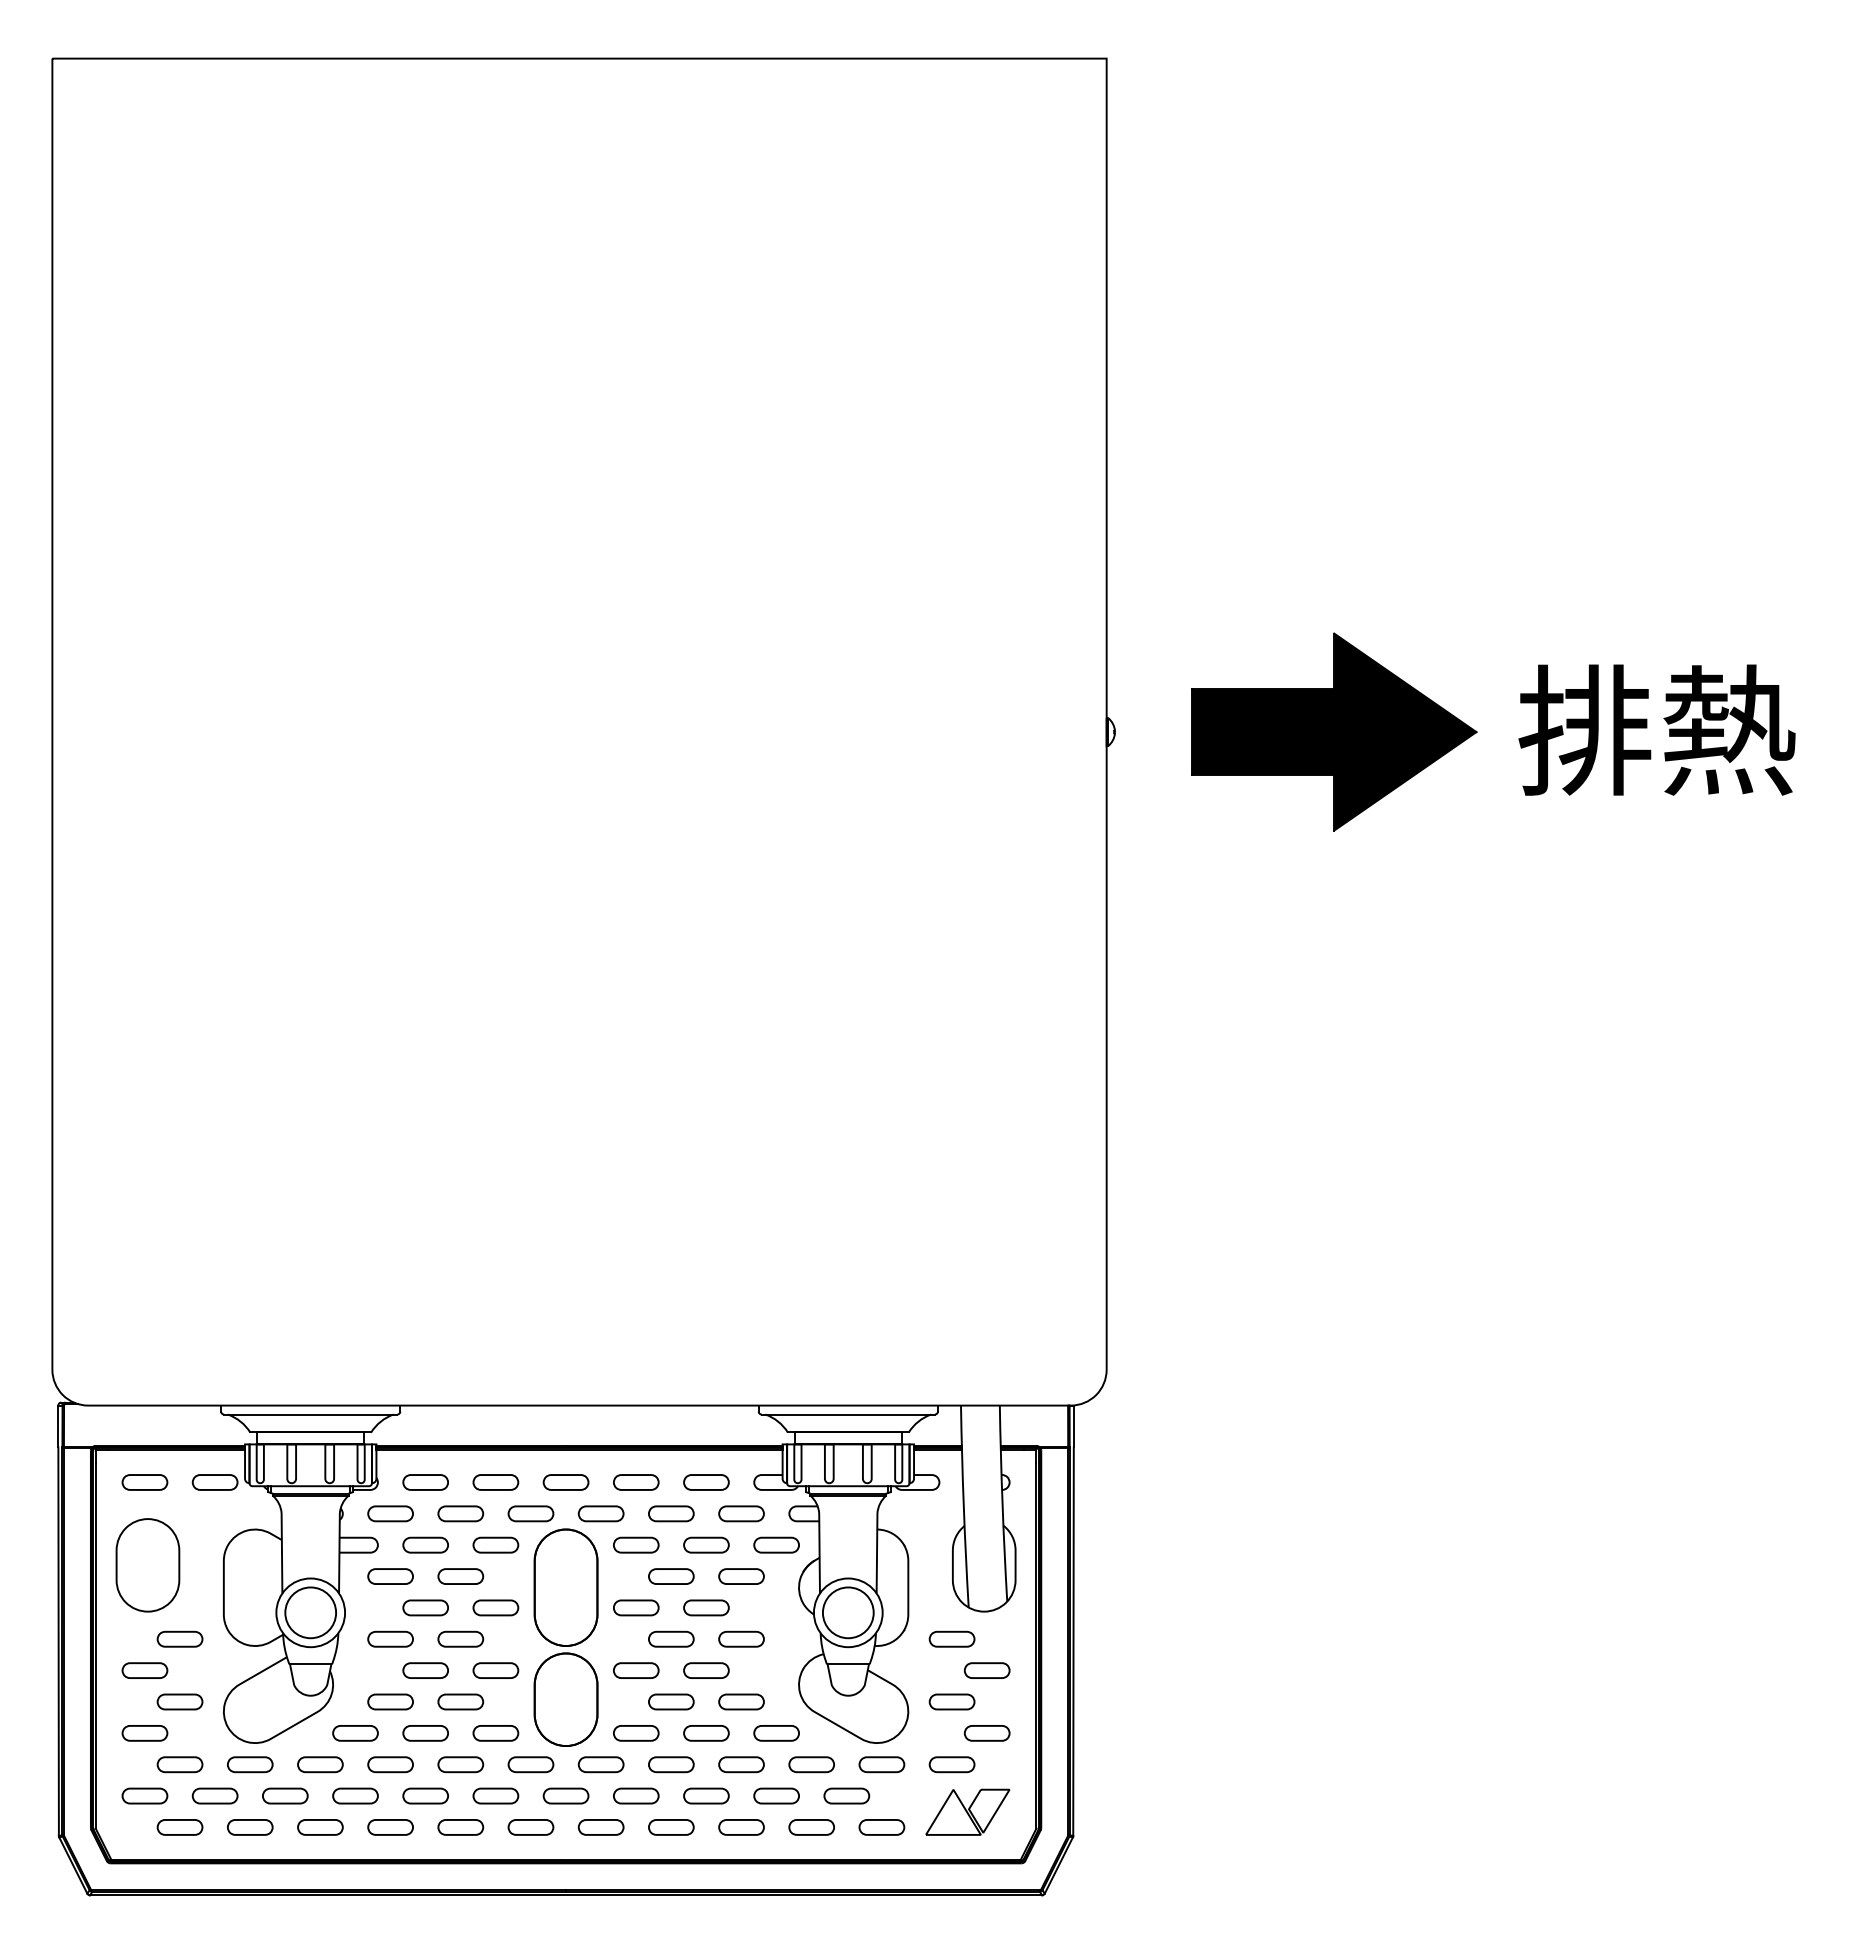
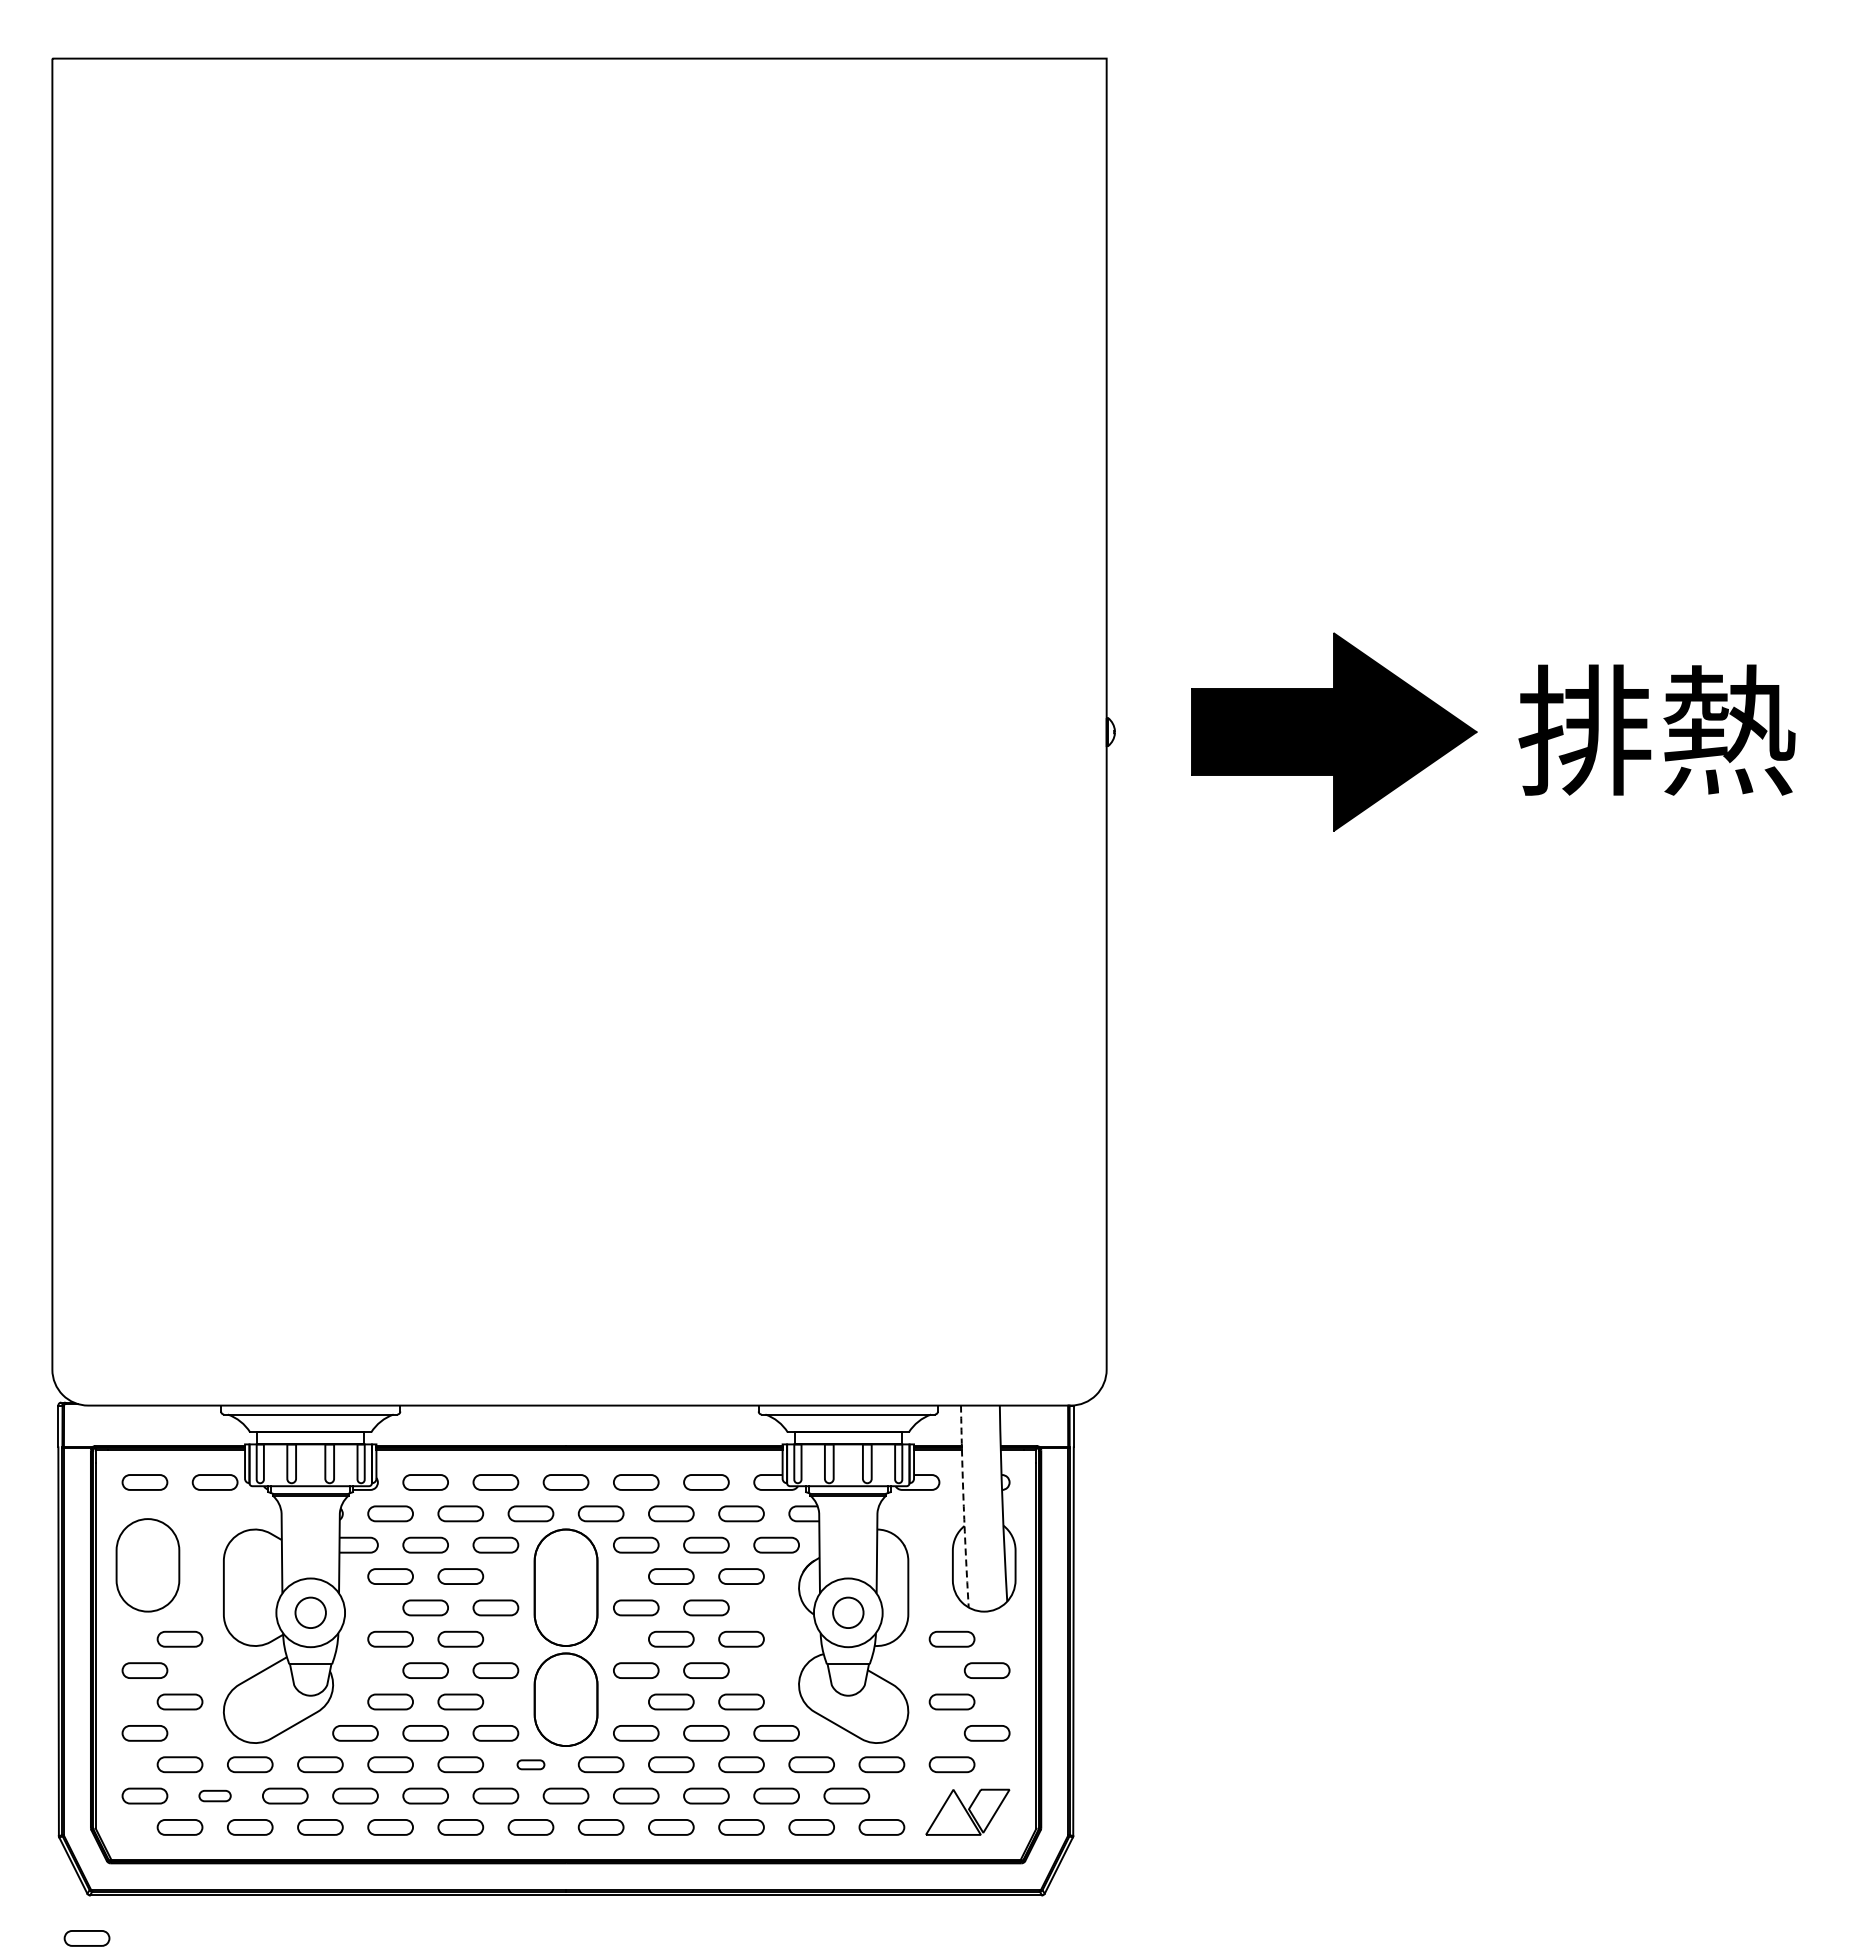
arc: solid -> dashed (963, 1506)
circle diameter: 51 px -> 30 px (310, 1612)
circle diameter: 51 px -> 30 px (848, 1612)
part size: 48x18 px -> 30x12 px (530, 1764)
part size: 48x18 px -> 34x14 px (214, 1795)
part: none -> present (86, 1938)
